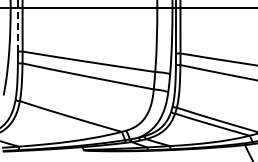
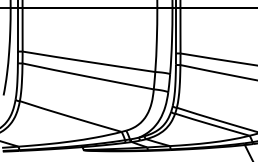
line: dashed -> solid (17, 29)
